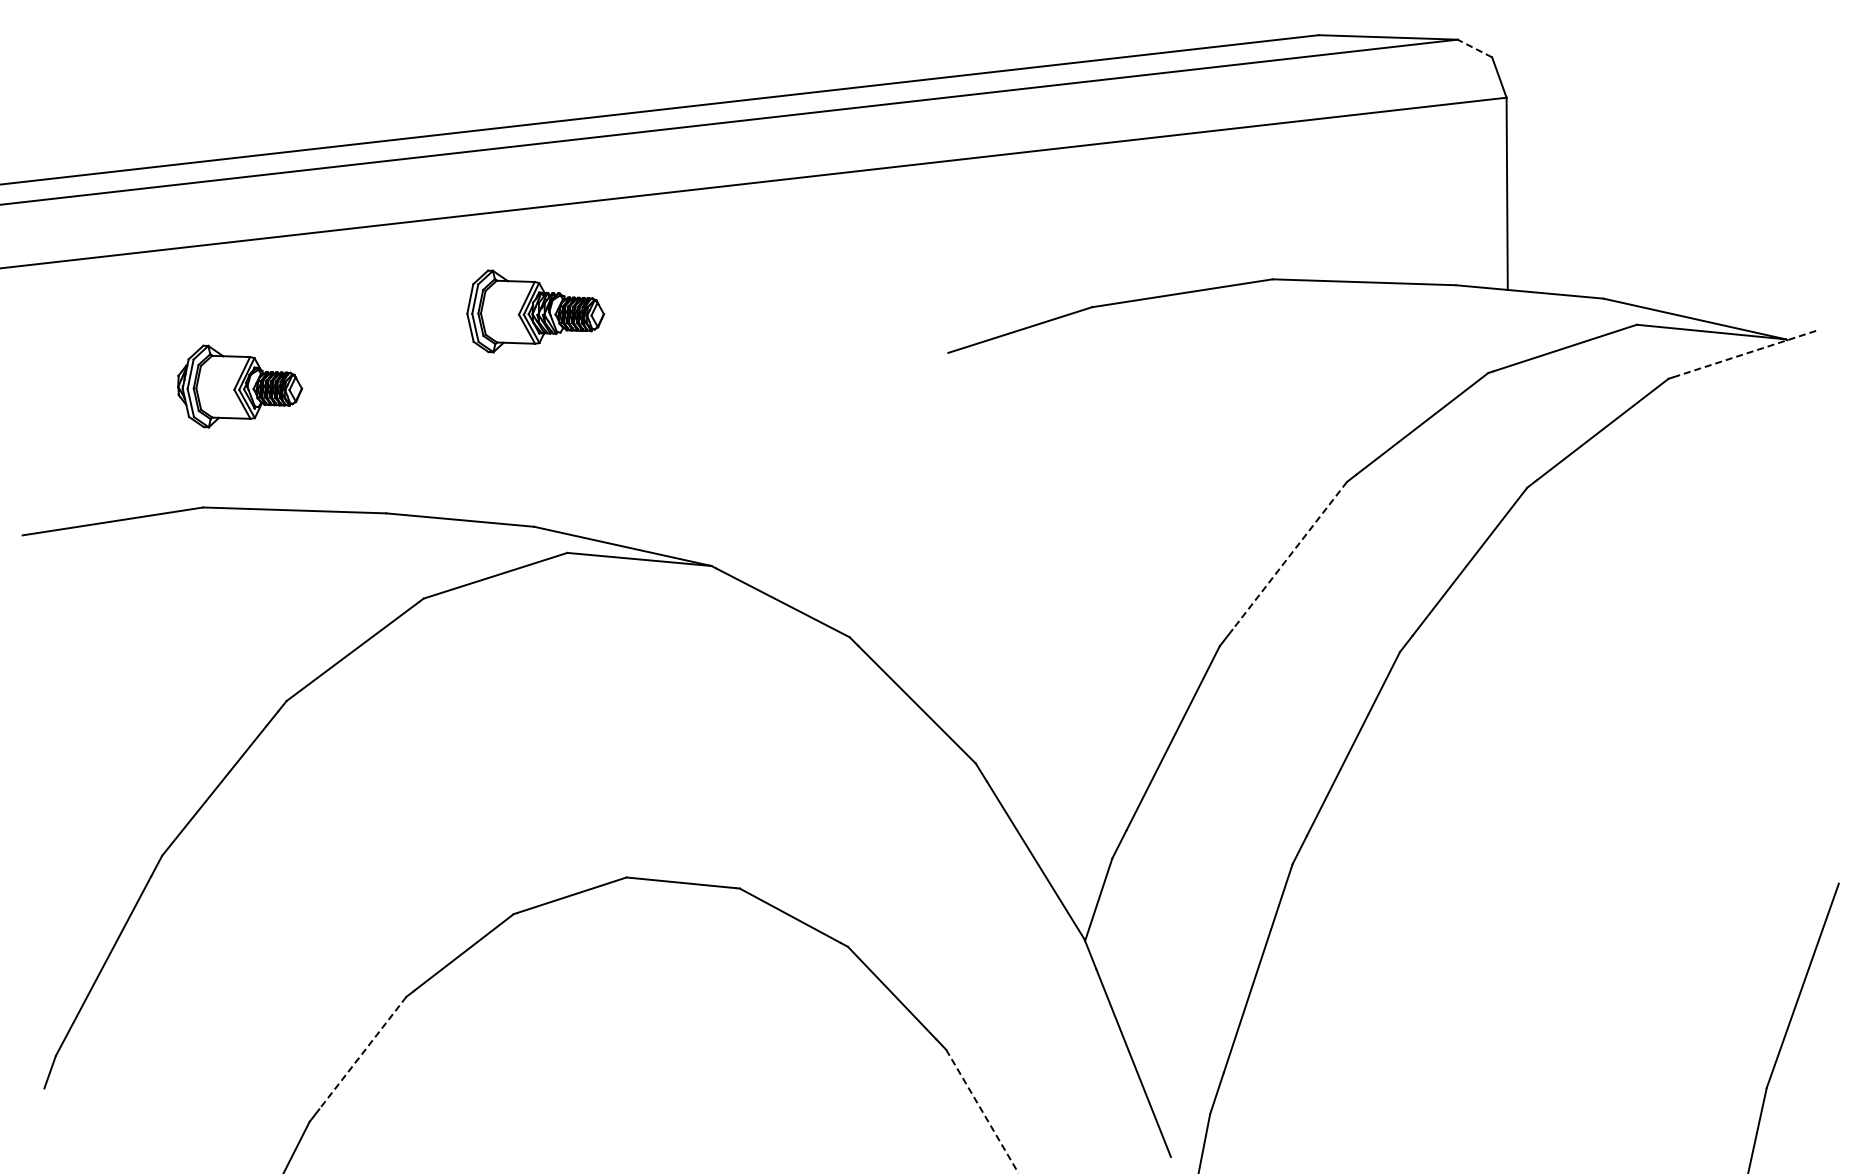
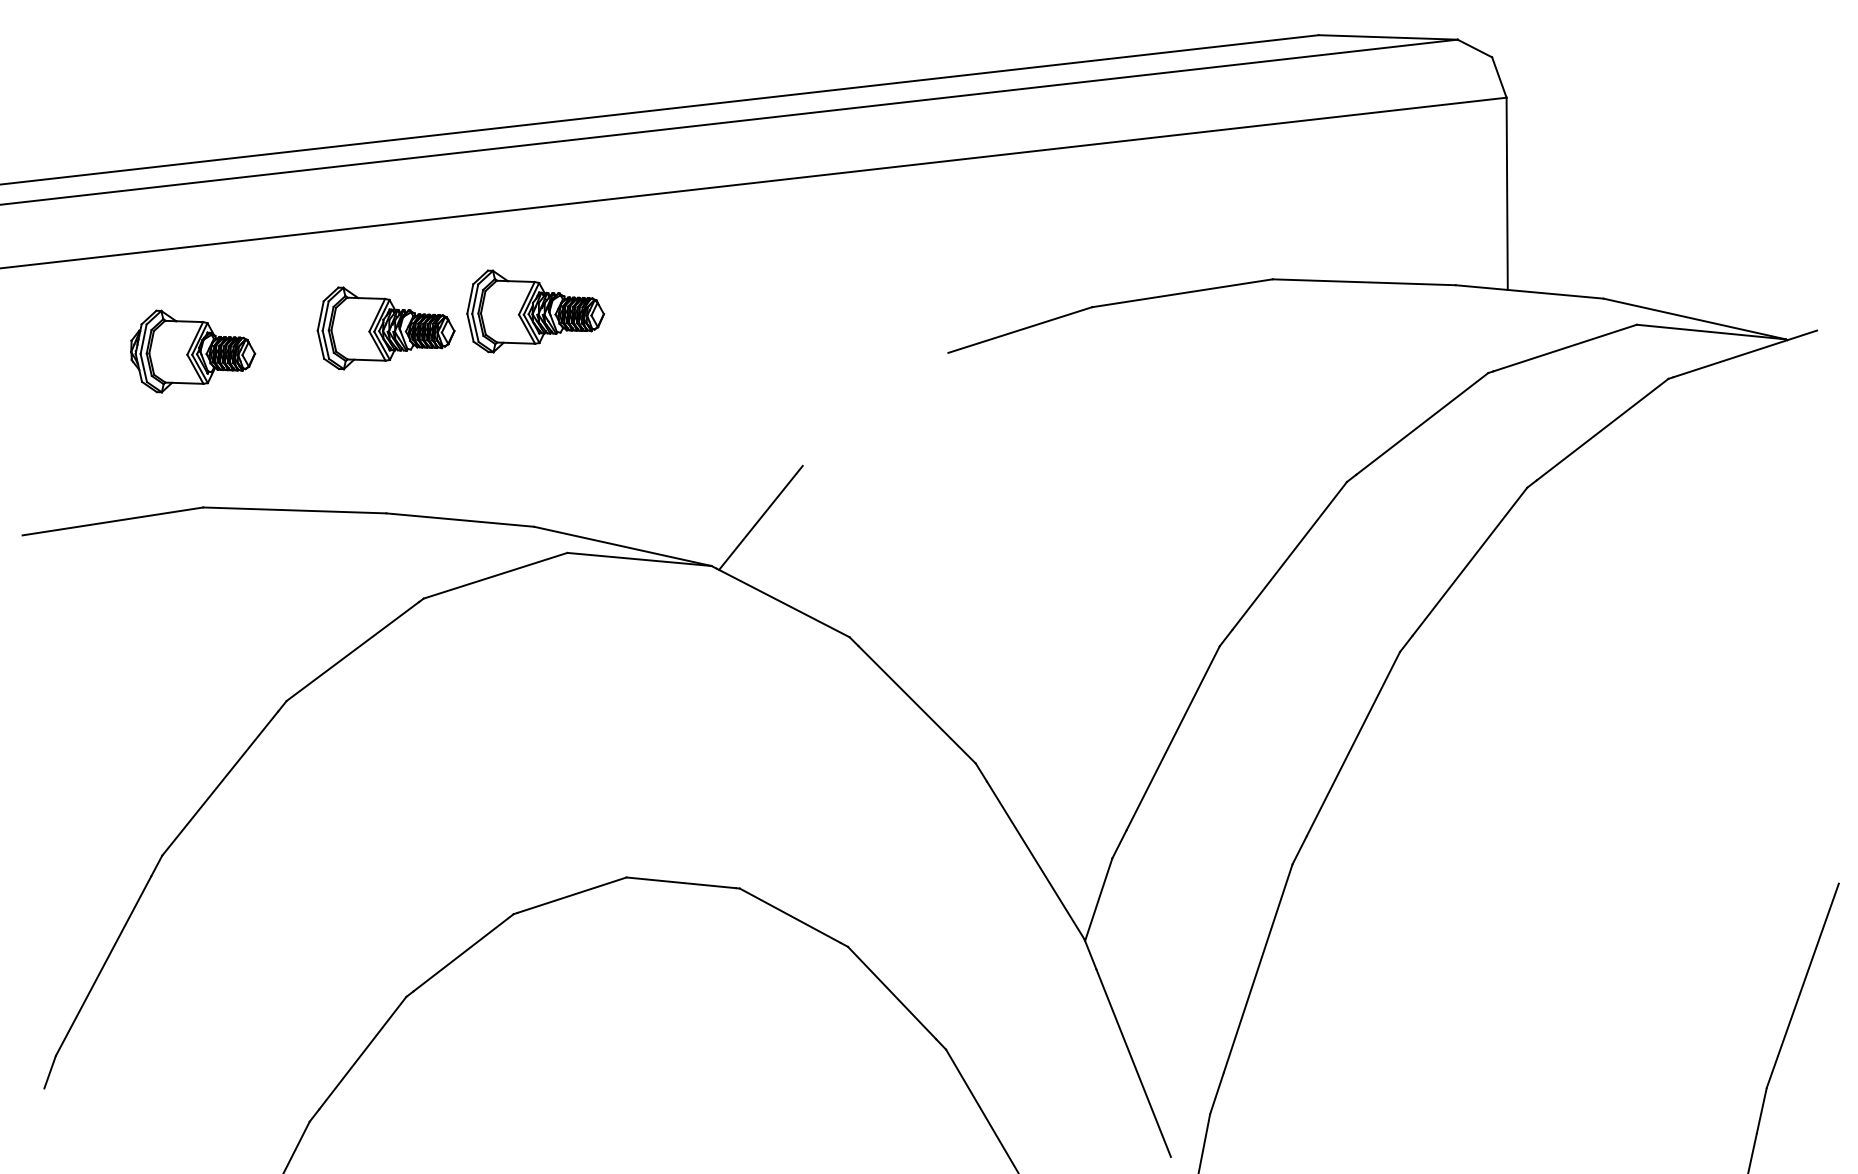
line: dashed -> solid (1474, 48)
part: none -> present (385, 328)
line: dashed -> solid (1745, 353)
part position: (240, 386) -> (193, 351) (193, 351)
line: none -> present (760, 517)
line: dashed -> solid (1289, 555)
line: dashed -> solid (362, 1053)
line: dashed -> solid (982, 1111)
